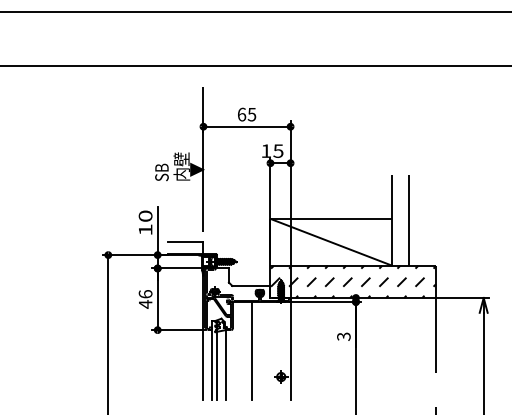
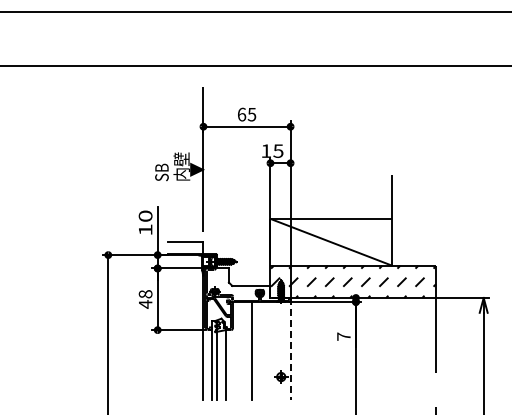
line: present -> none (409, 219)
text: 46 -> 48 (145, 294)
text: 3 -> 7 (343, 336)
line: solid -> dashed (290, 348)
